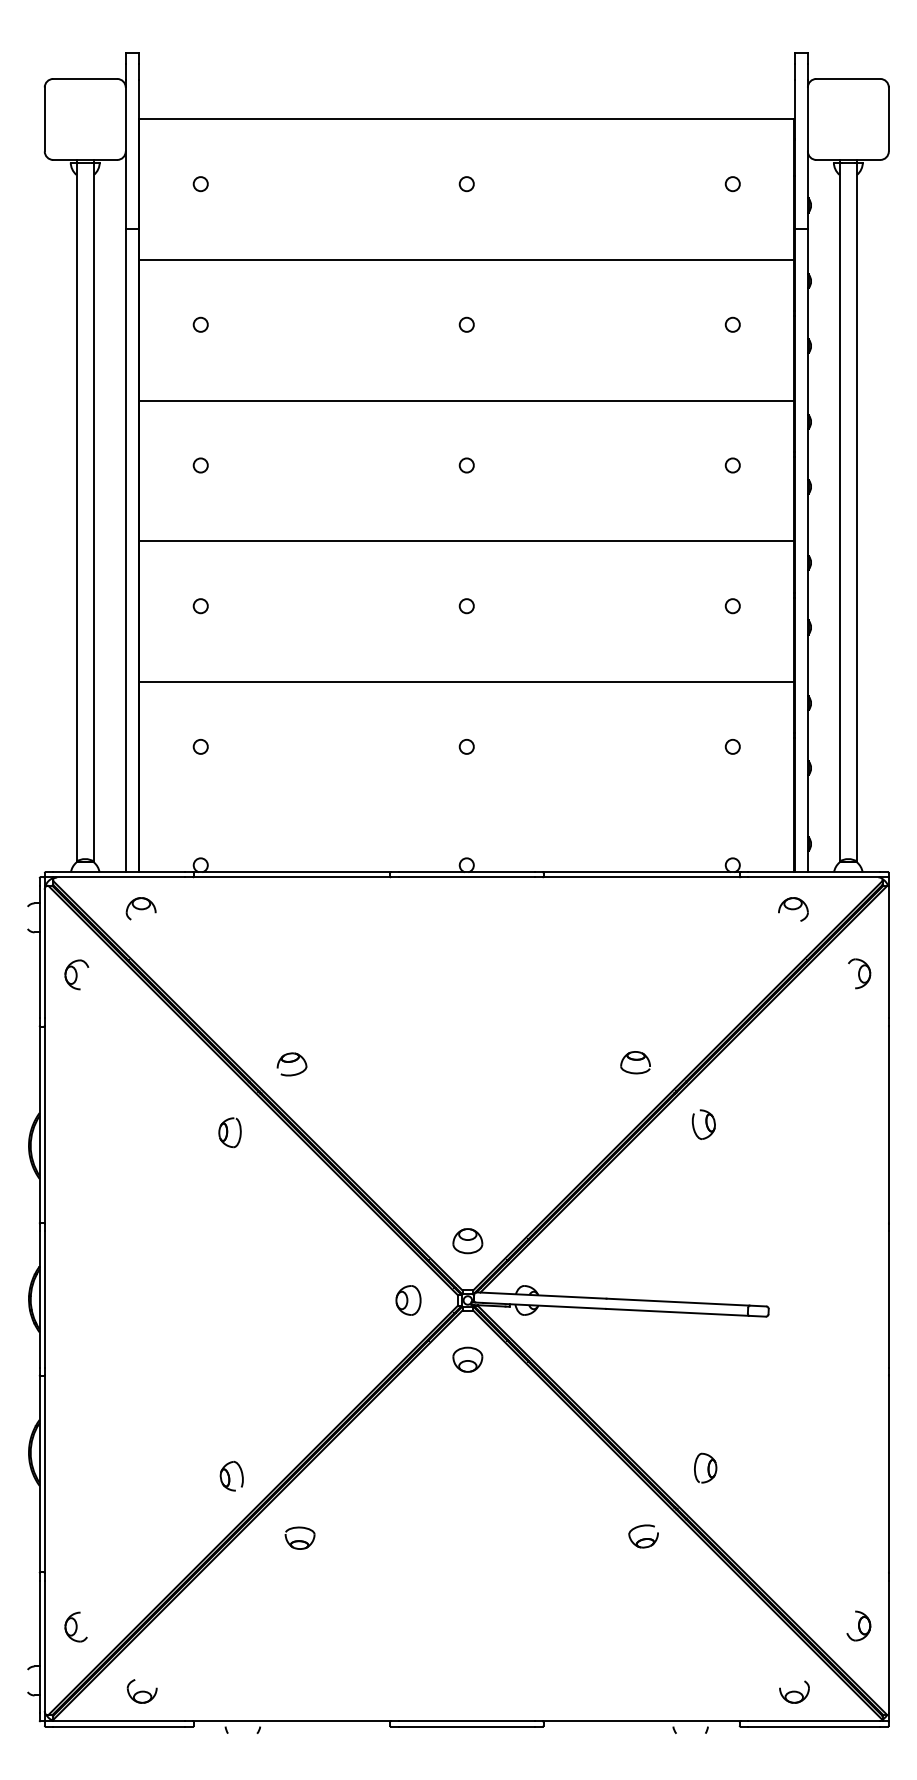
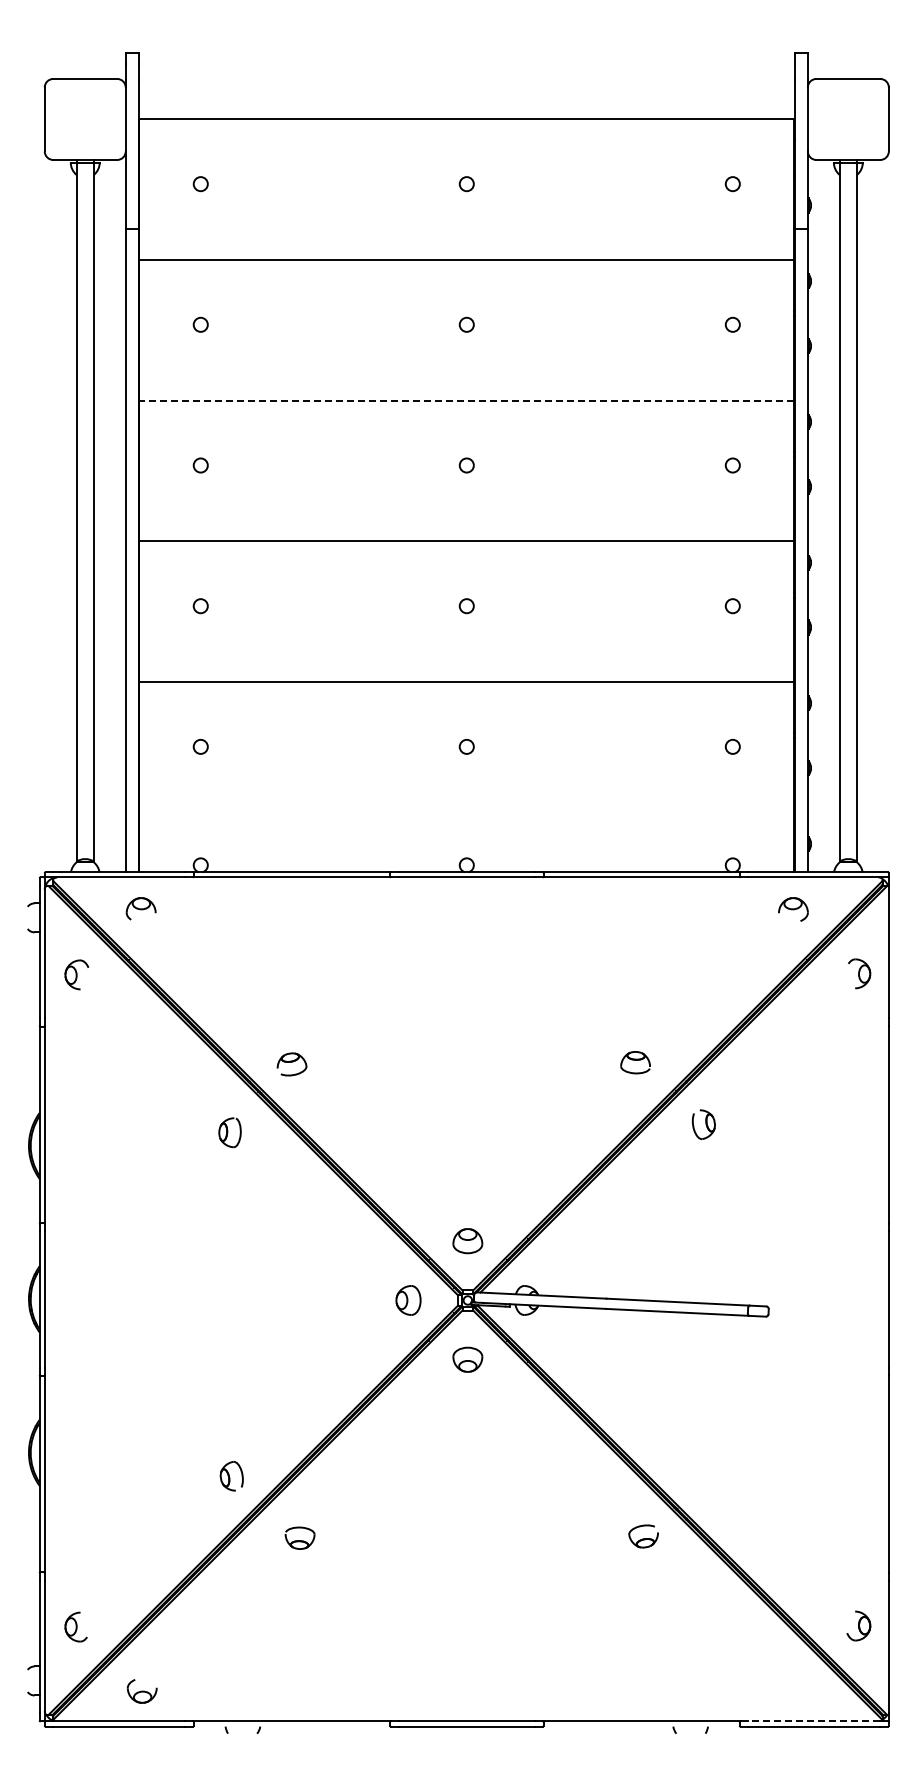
line: solid -> dashed (466, 400)
part: present -> none (705, 1467)
part: present -> none (794, 1691)
line: solid -> dashed (813, 1721)
